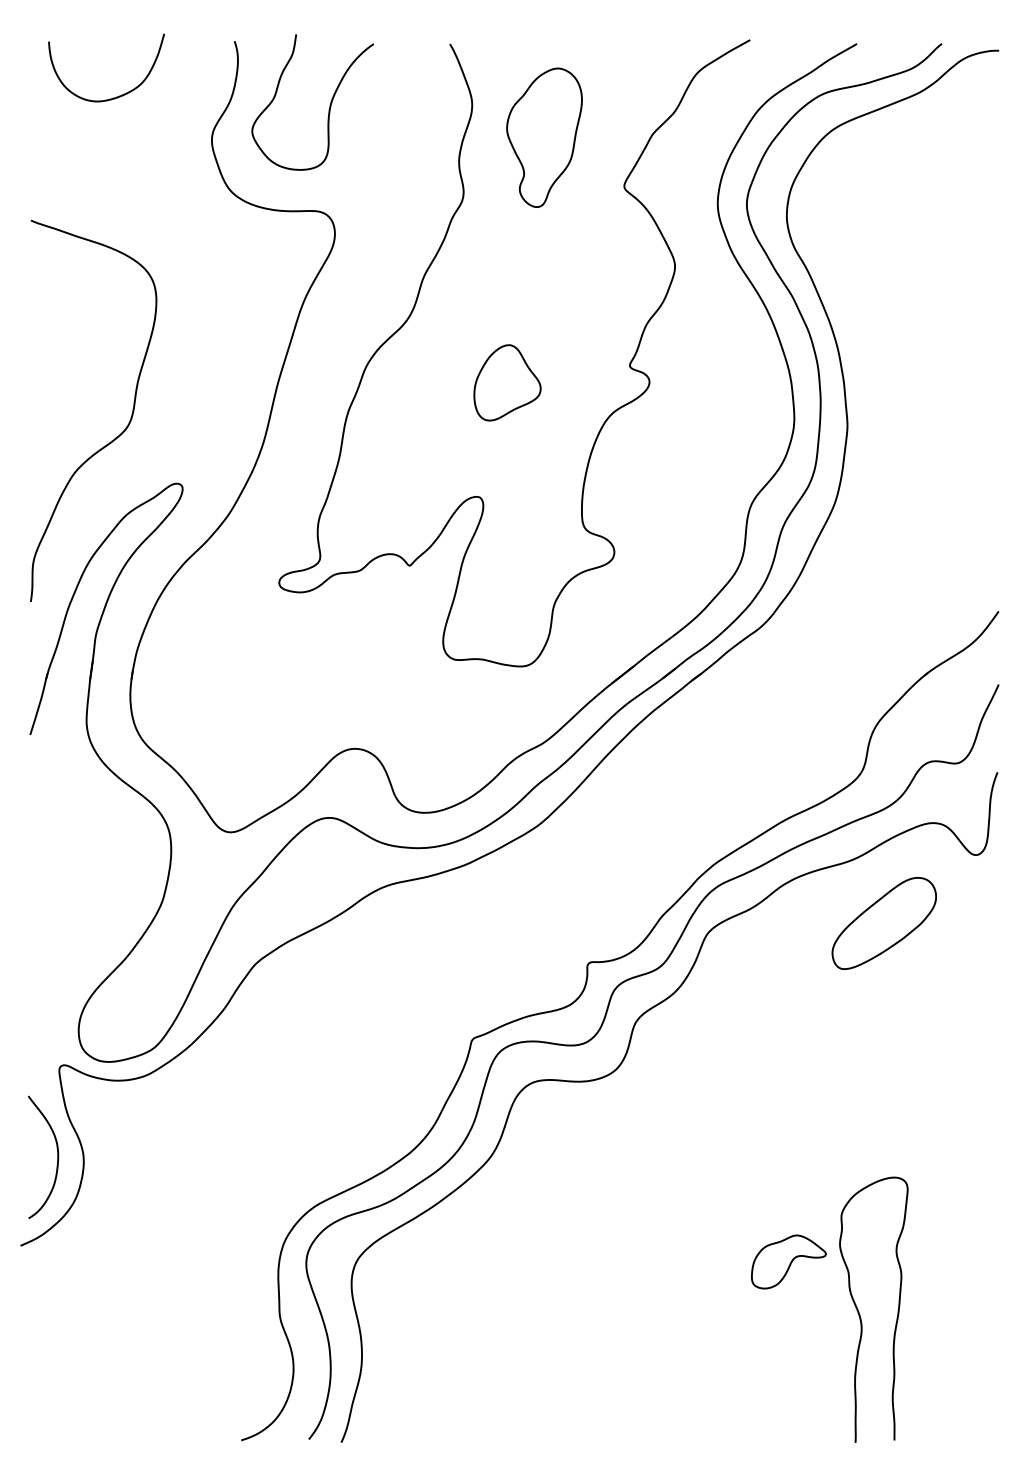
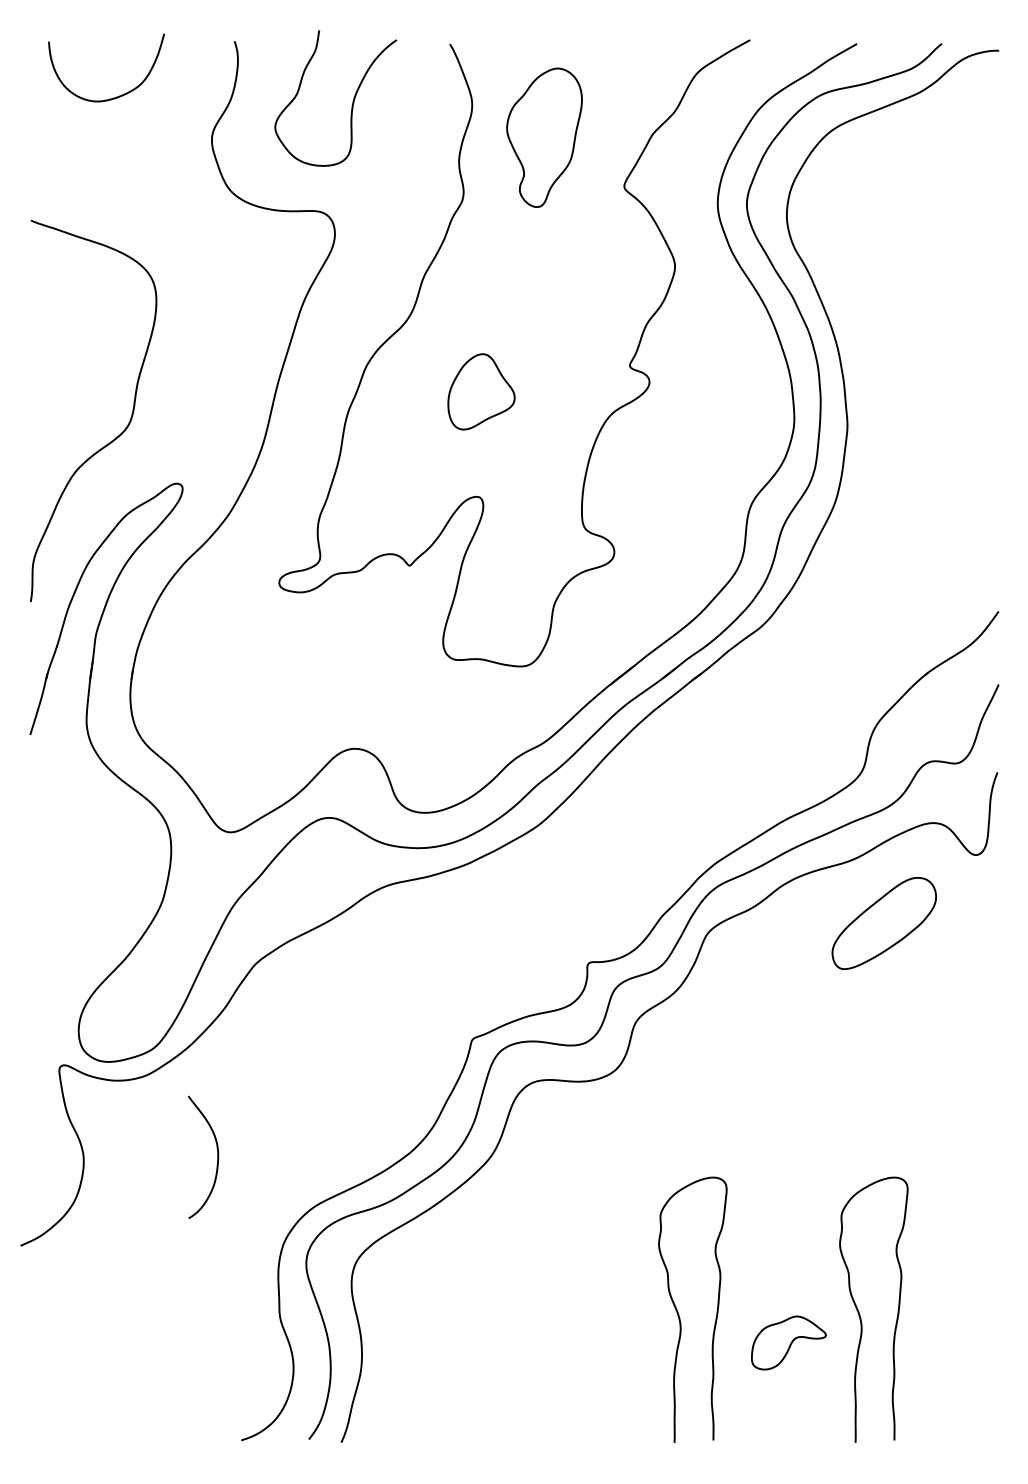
curve position: (329, 105) -> (352, 101) (352, 101)
part position: (507, 382) -> (481, 391) (481, 391)
curve position: (57, 1156) -> (217, 1156) (217, 1156)
part position: (788, 1261) -> (788, 1342) (788, 1342)
curve: none -> present (679, 1314)
